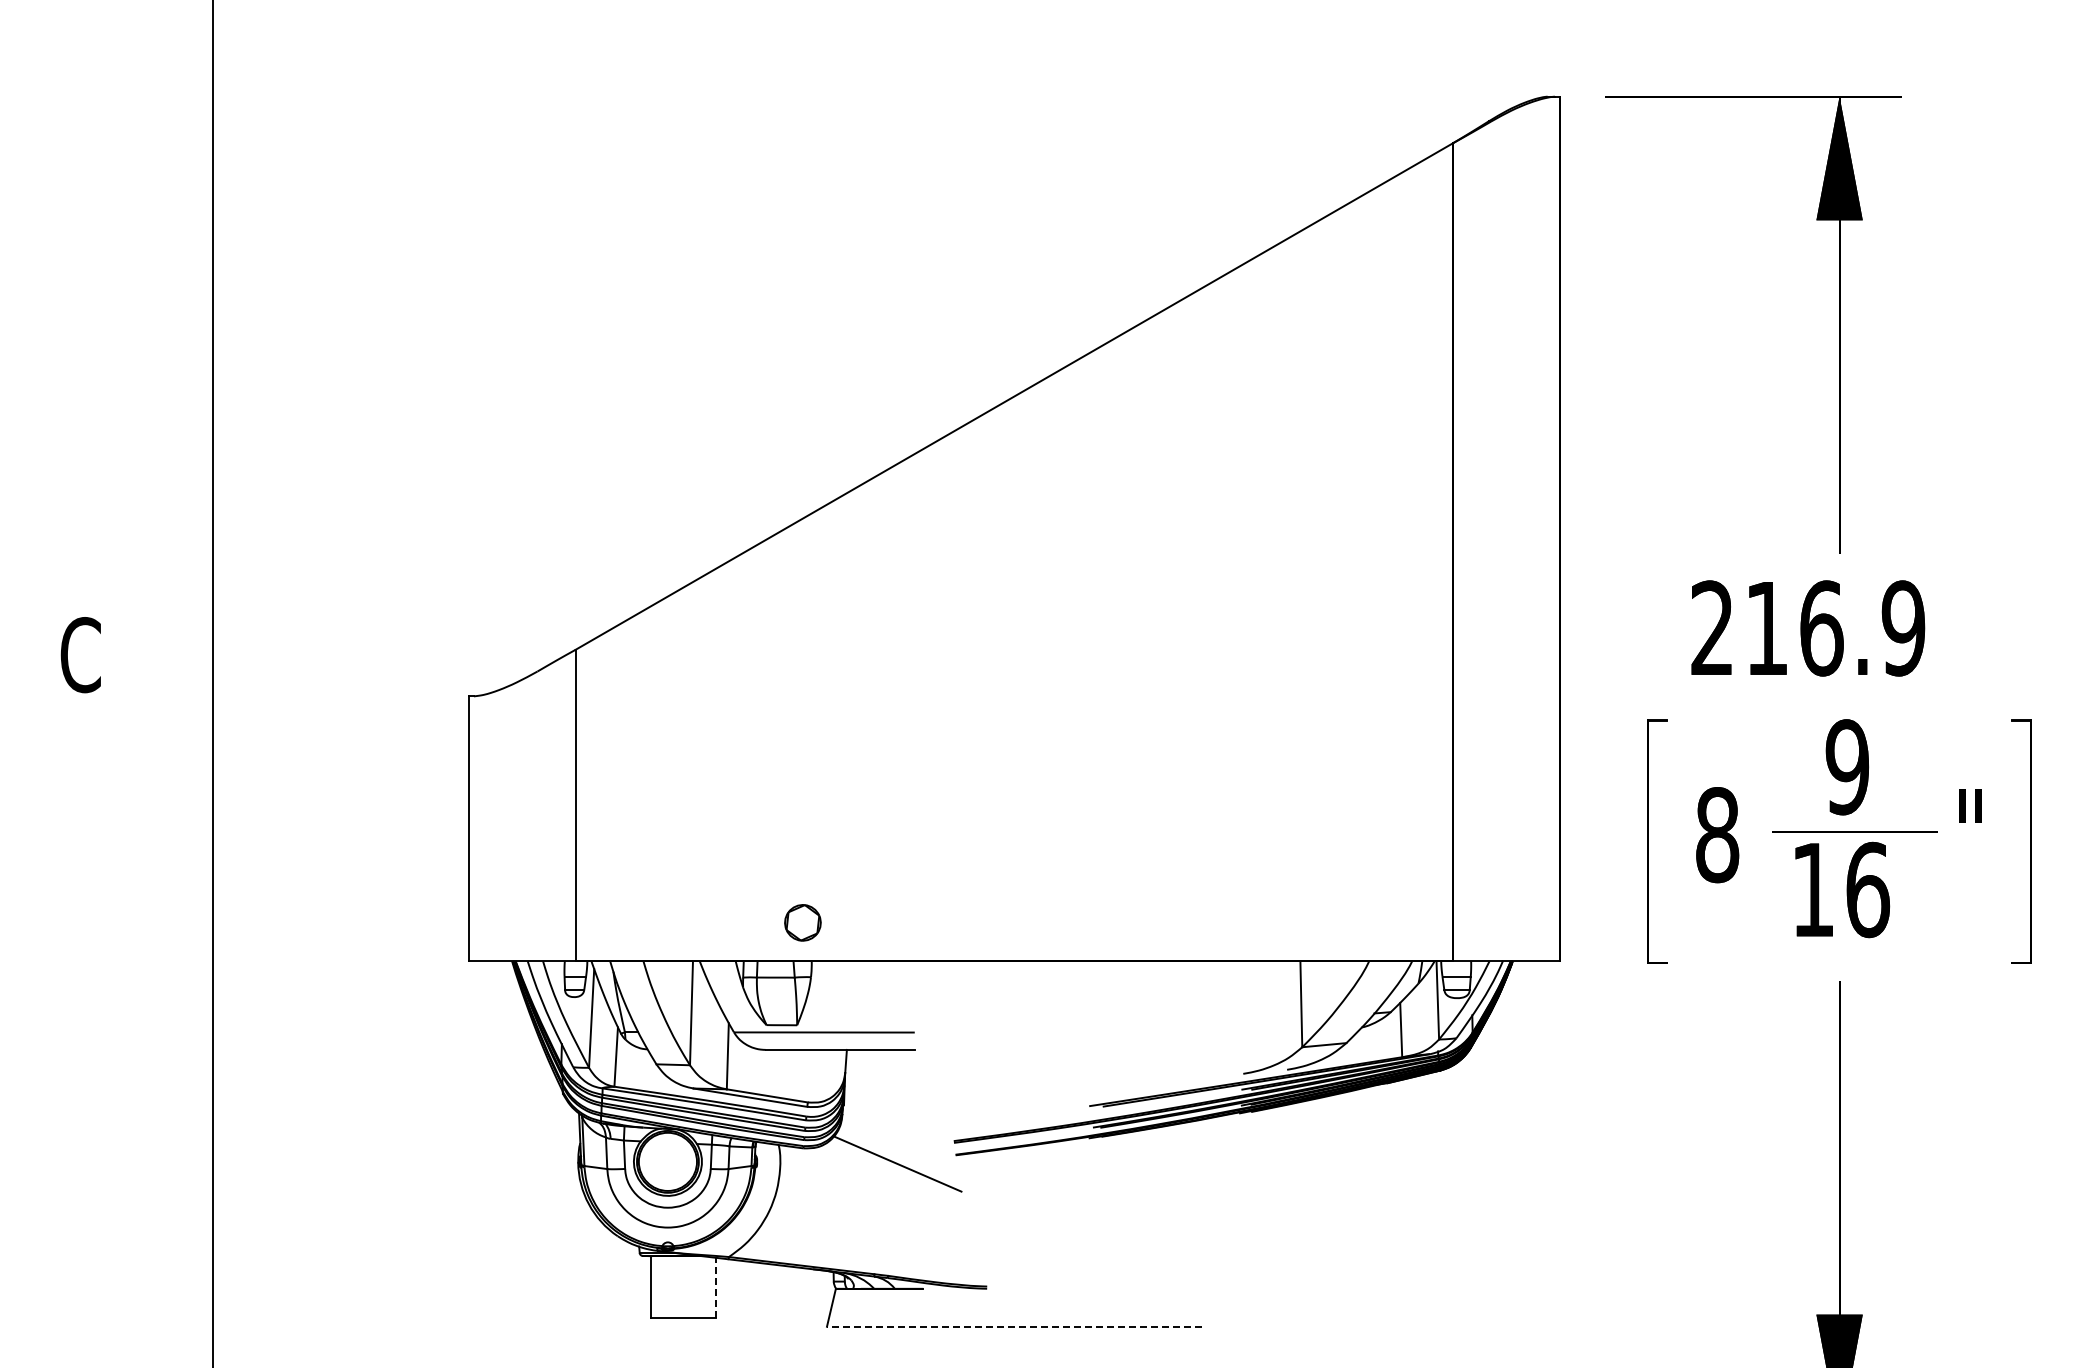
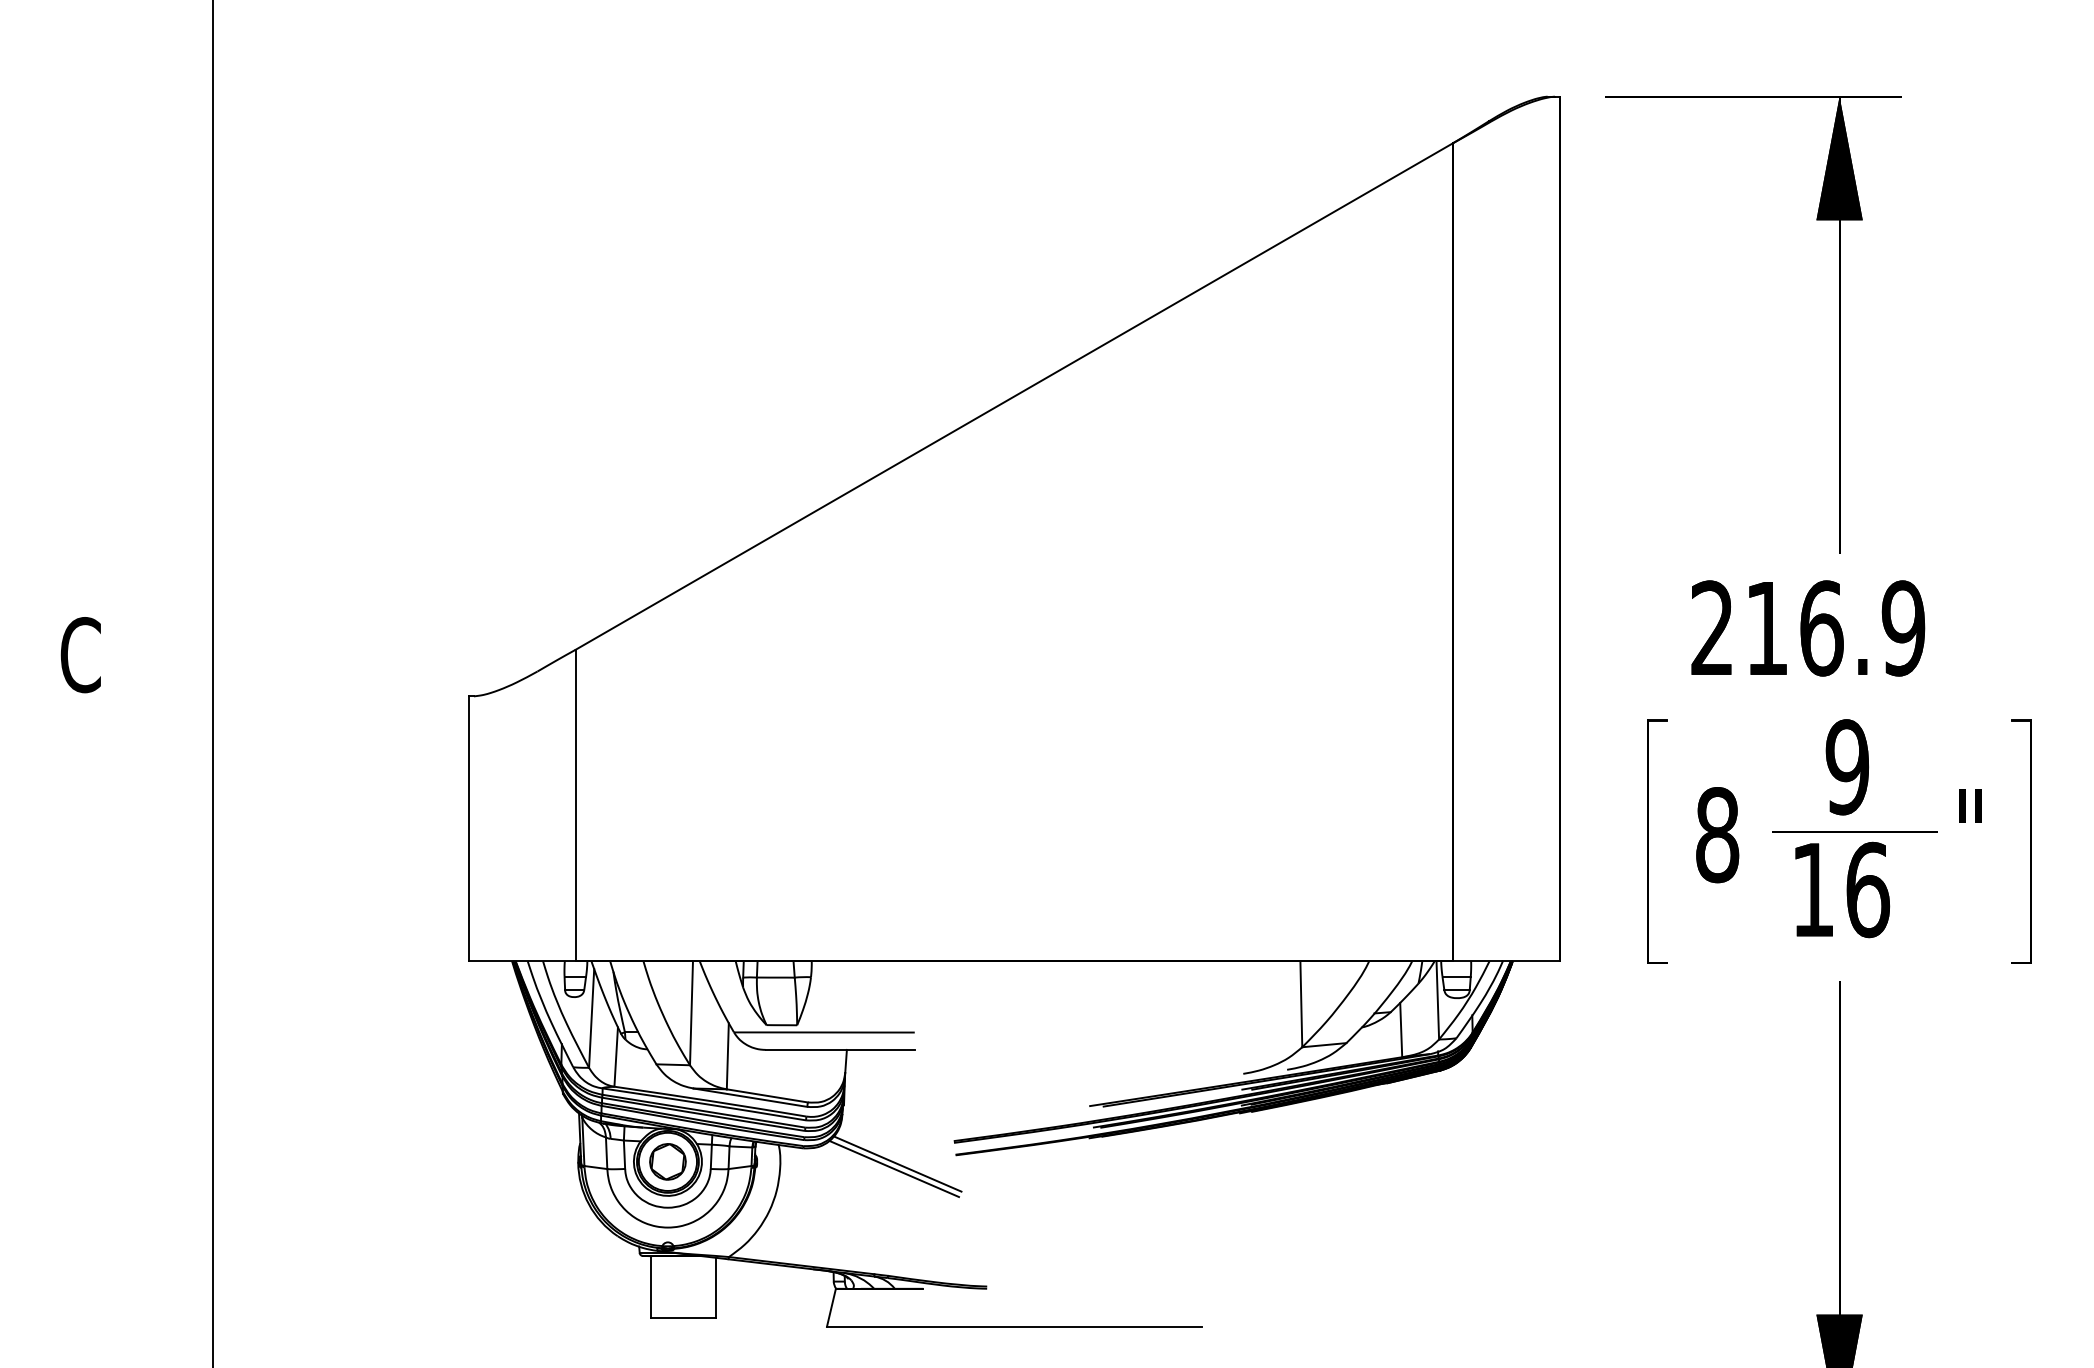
part position: (802, 922) -> (667, 1161) (667, 1161)
line: none -> present (894, 1168)
line: dashed -> solid (715, 1287)
line: dashed -> solid (1013, 1326)
